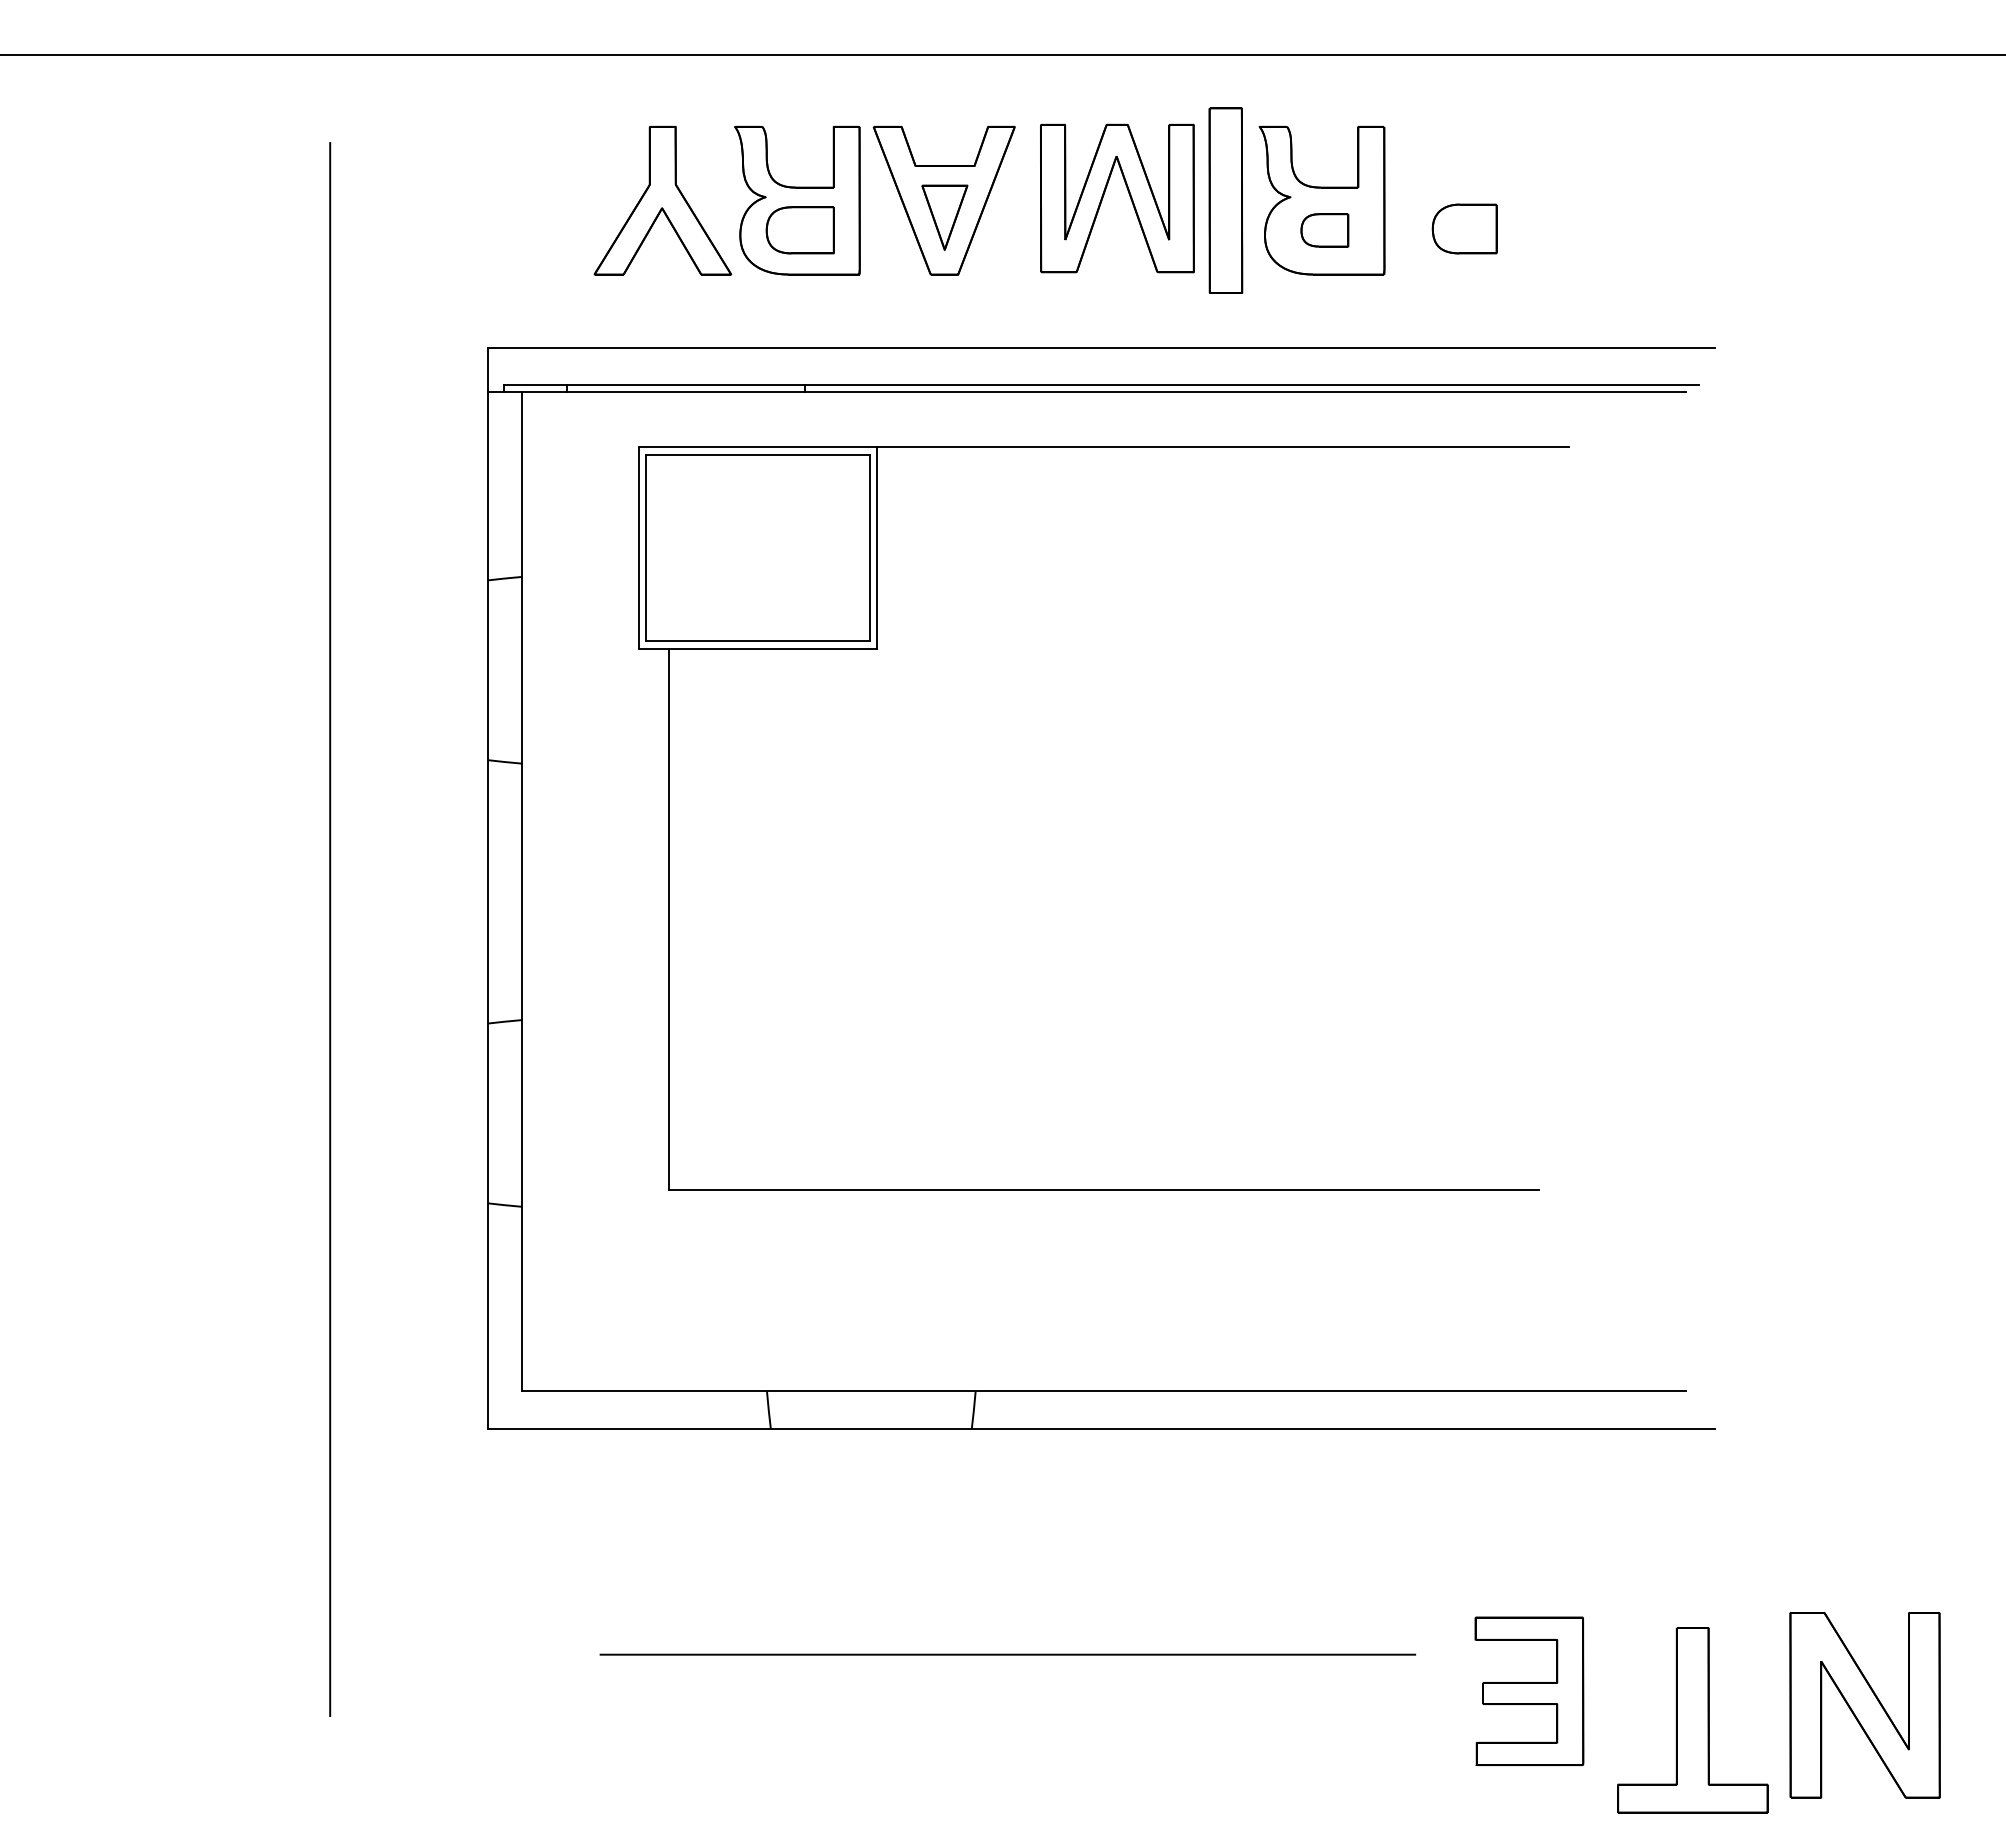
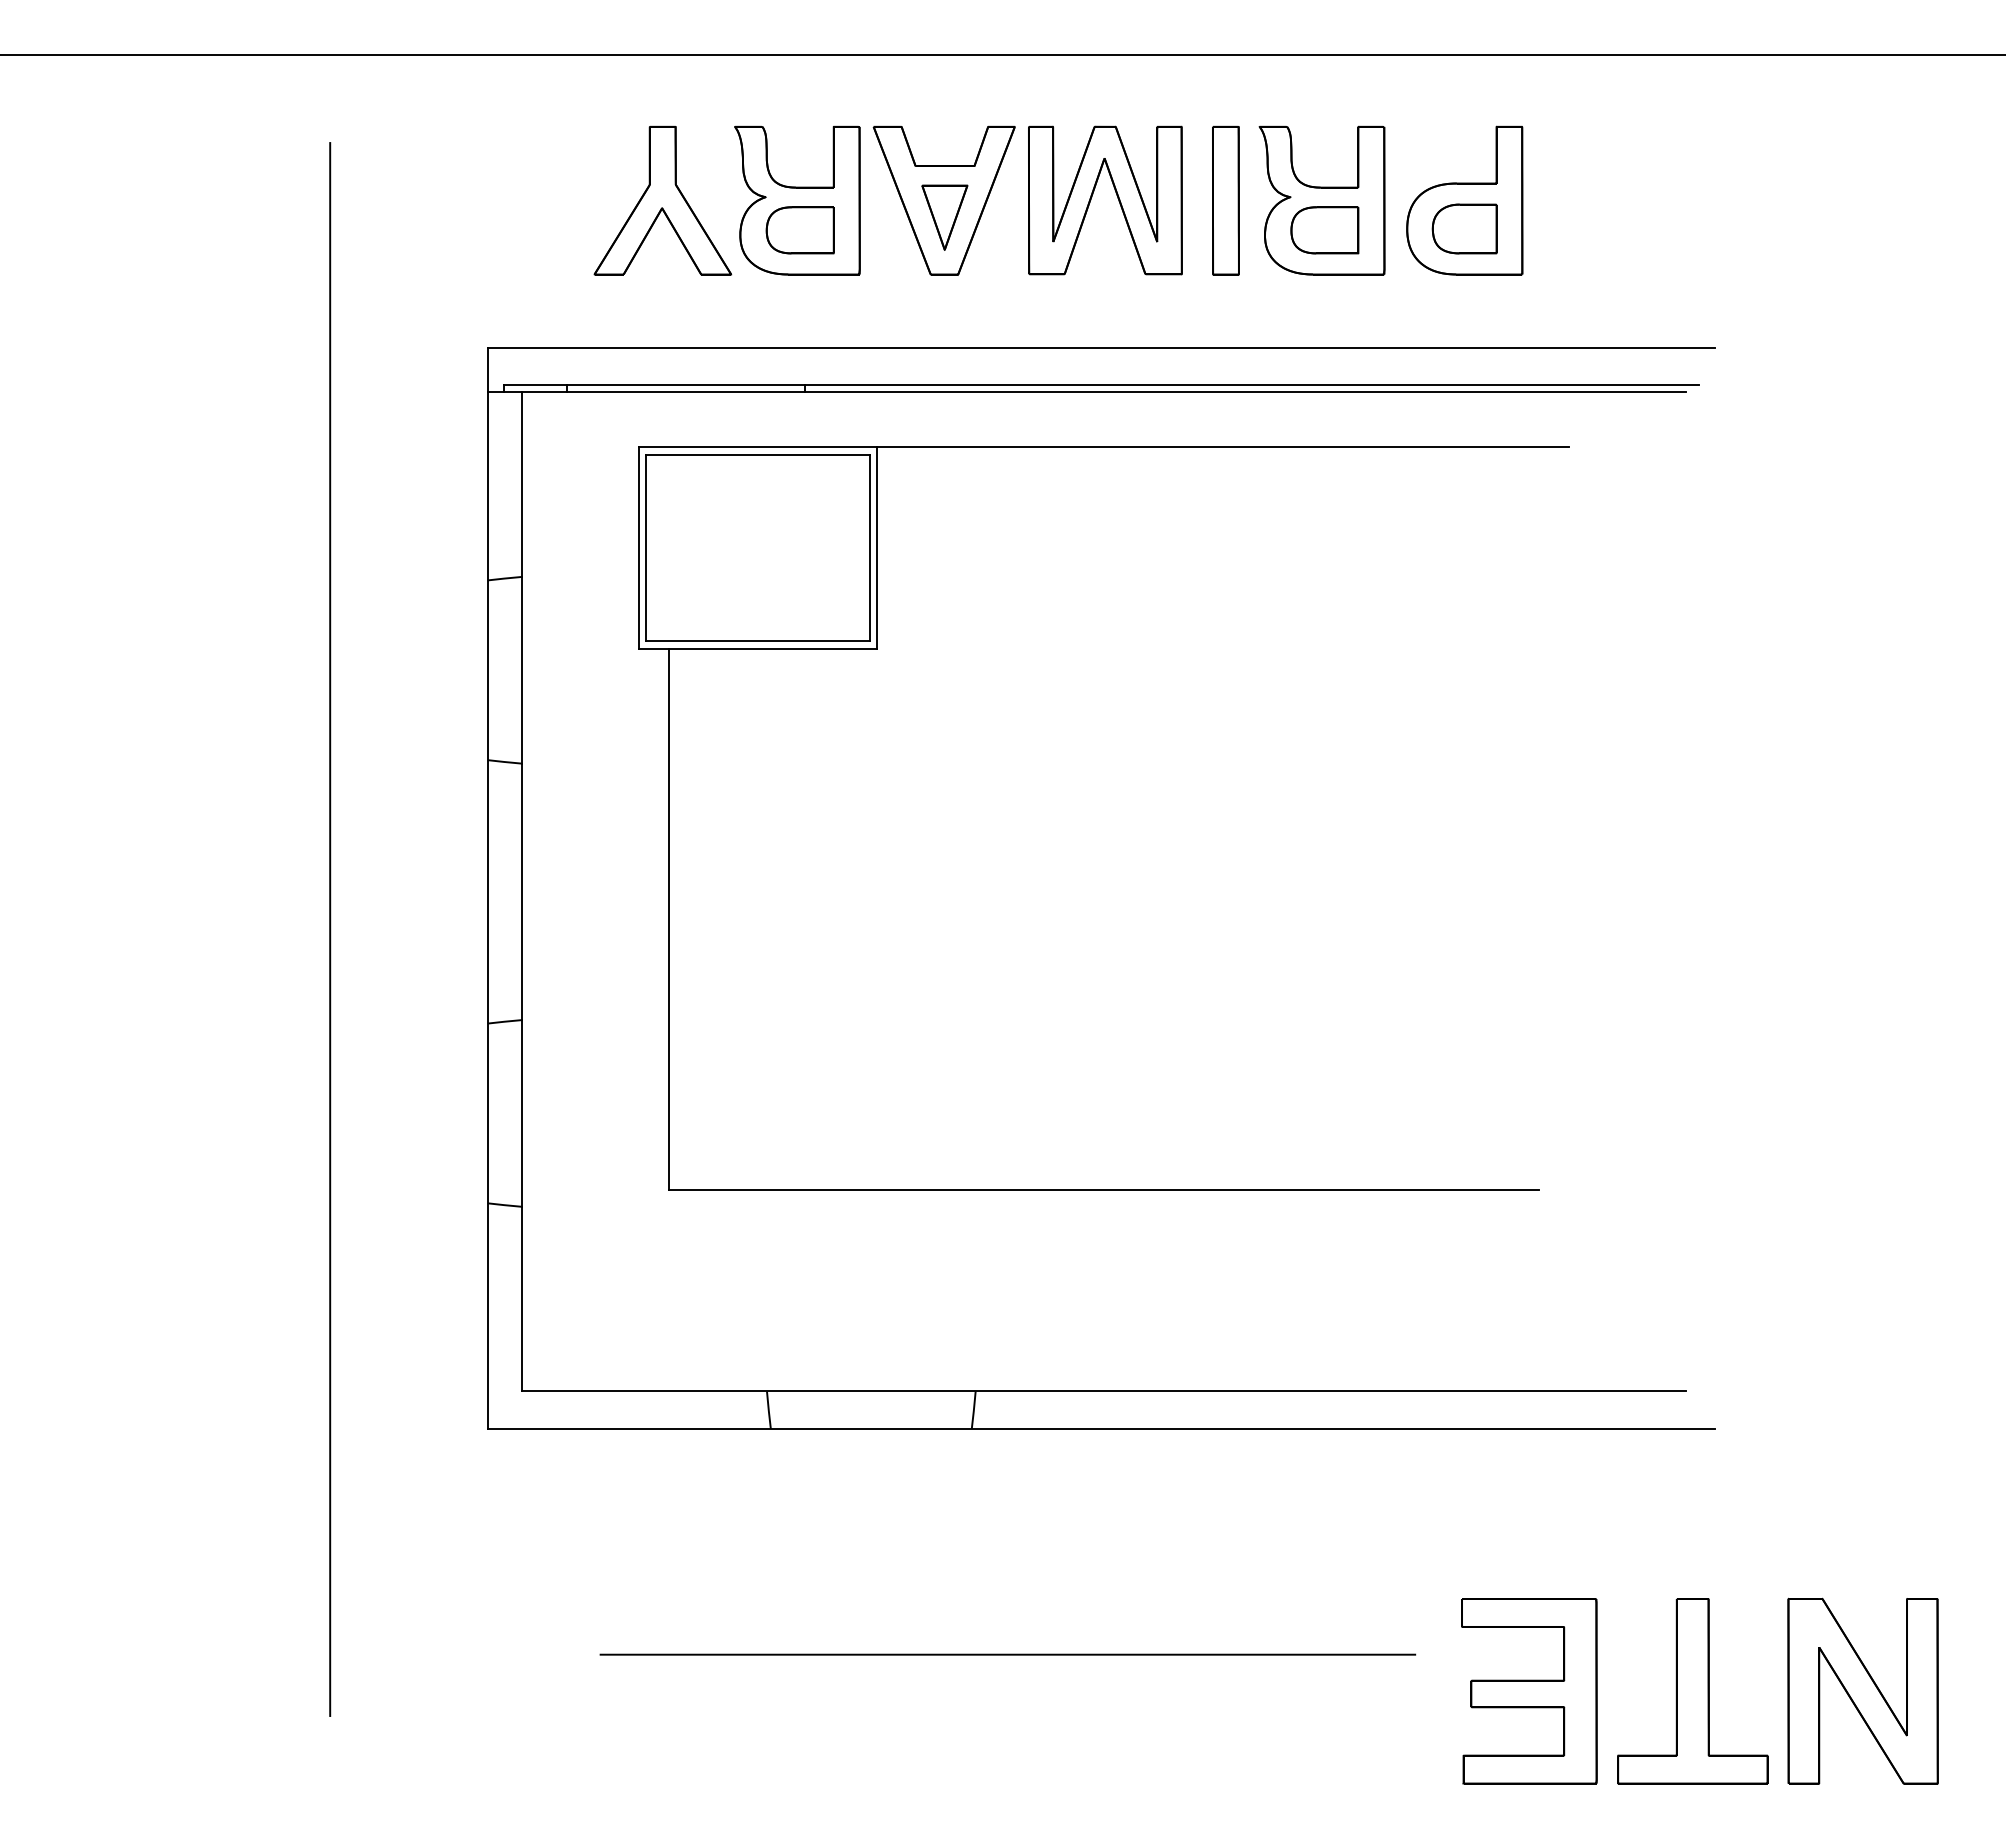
part position: (1128, 193) -> (1116, 195) (1116, 195)
part size: 36x187 px -> 28x151 px (1225, 200)
part: none -> present (1464, 200)
part size: 50x35 px -> 70x49 px (1324, 230)
part size: 111x150 px -> 137x187 px (1529, 1691)
part position: (1864, 1704) -> (1862, 1690) (1862, 1690)
part position: (1692, 1720) -> (1692, 1691) (1692, 1691)
